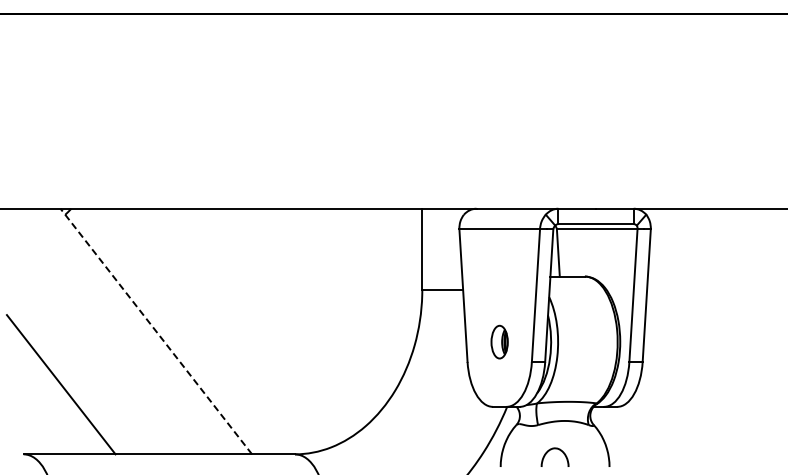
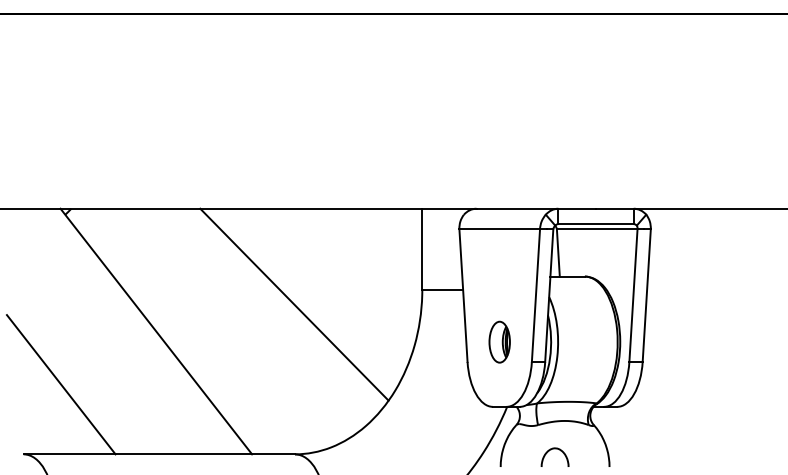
line: none -> present (294, 304)
line: dashed -> solid (156, 331)
part size: 19x36 px -> 23x44 px (499, 341)
